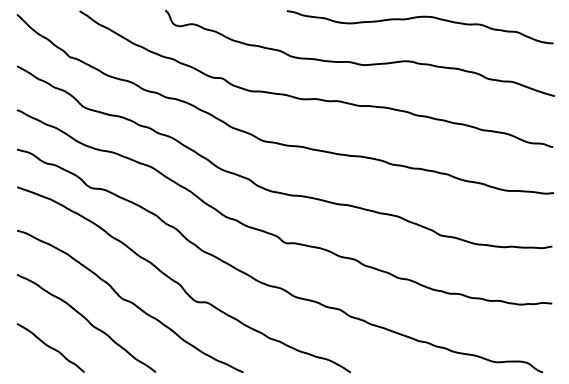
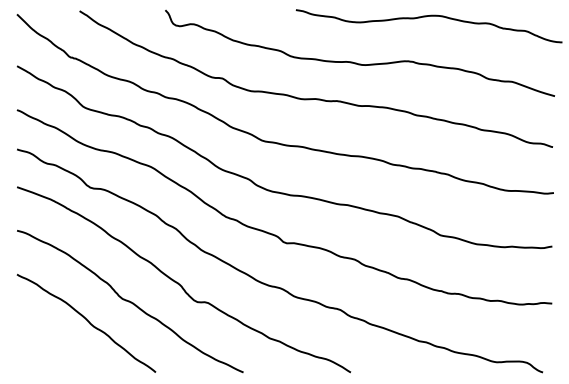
curve position: (417, 18) -> (426, 17) (426, 17)
curve: present -> none (50, 347)
